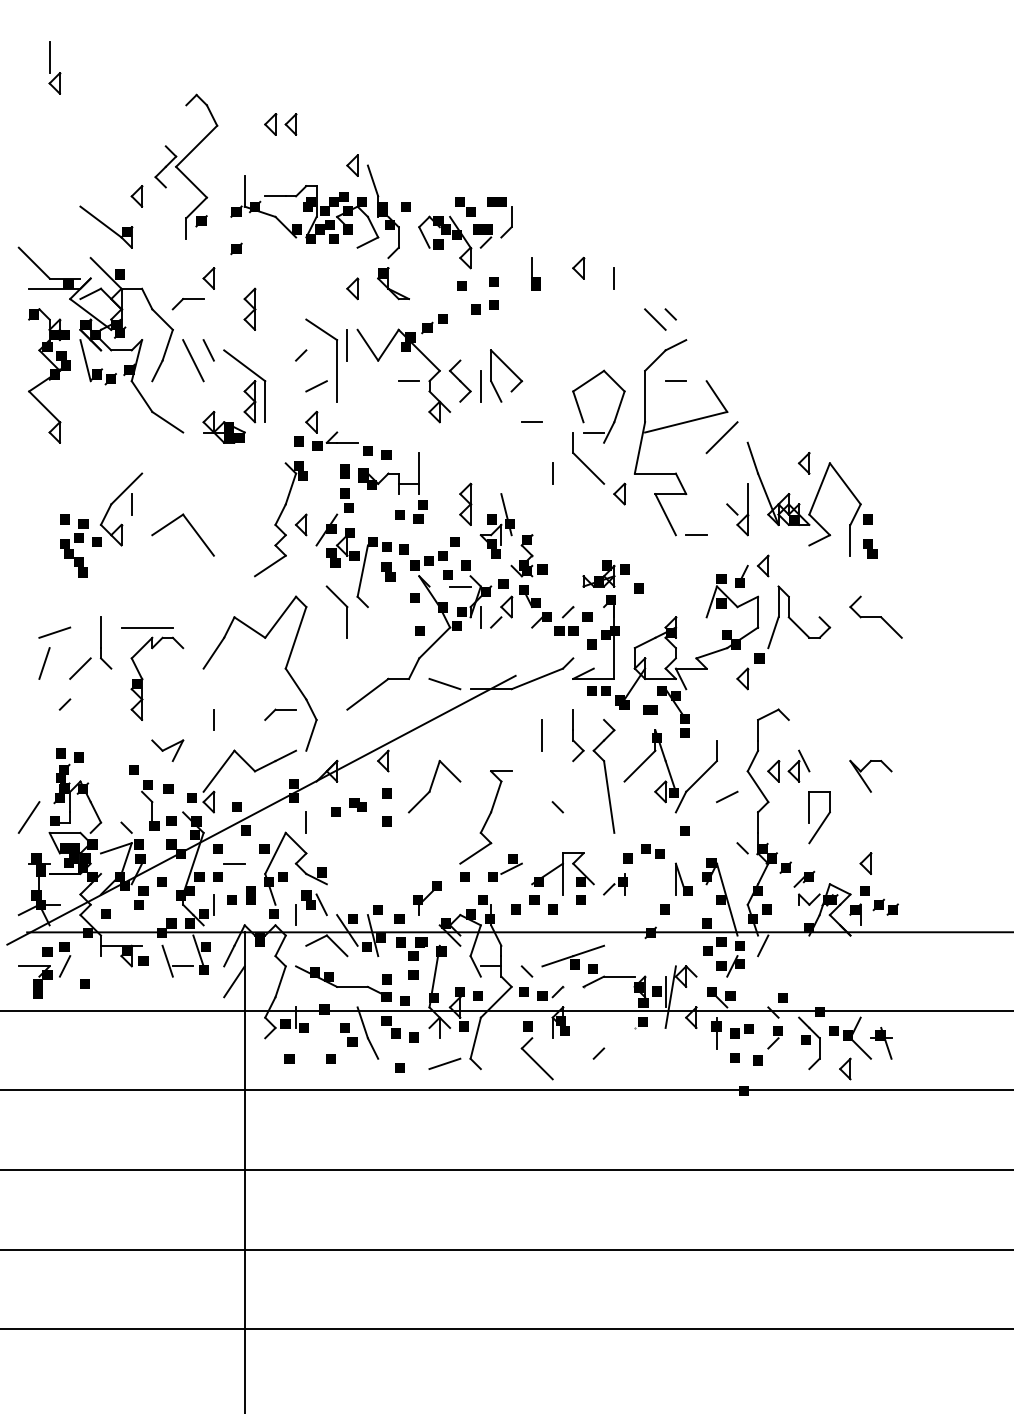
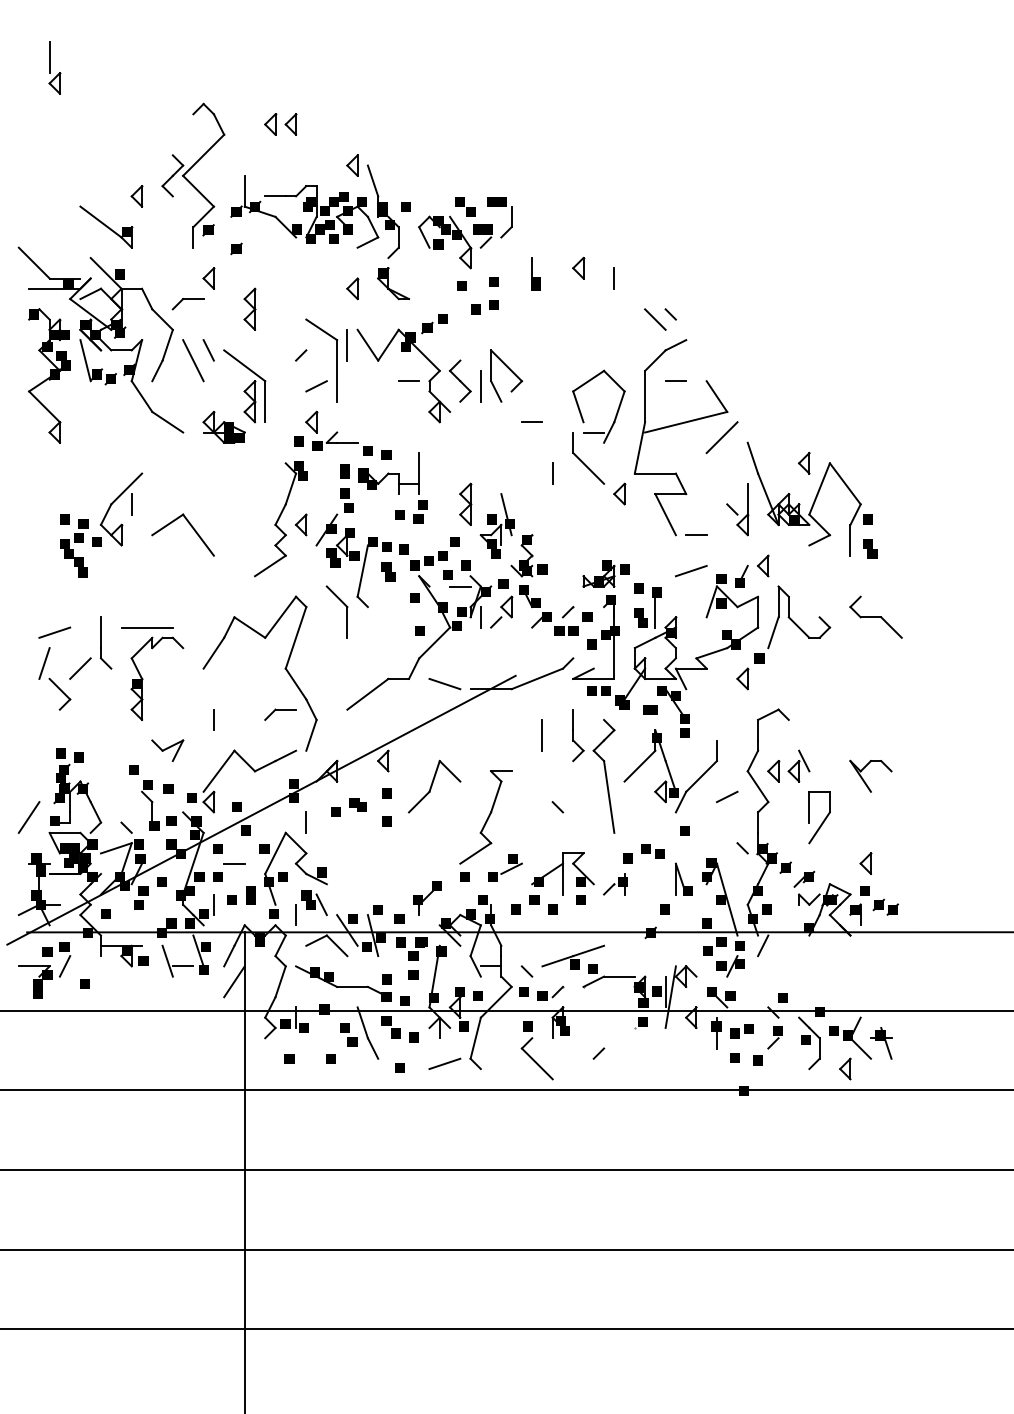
part position: (182, 161) -> (189, 170) (189, 170)
line: none -> present (690, 570)
part: none -> present (647, 607)
line: none -> present (59, 688)
